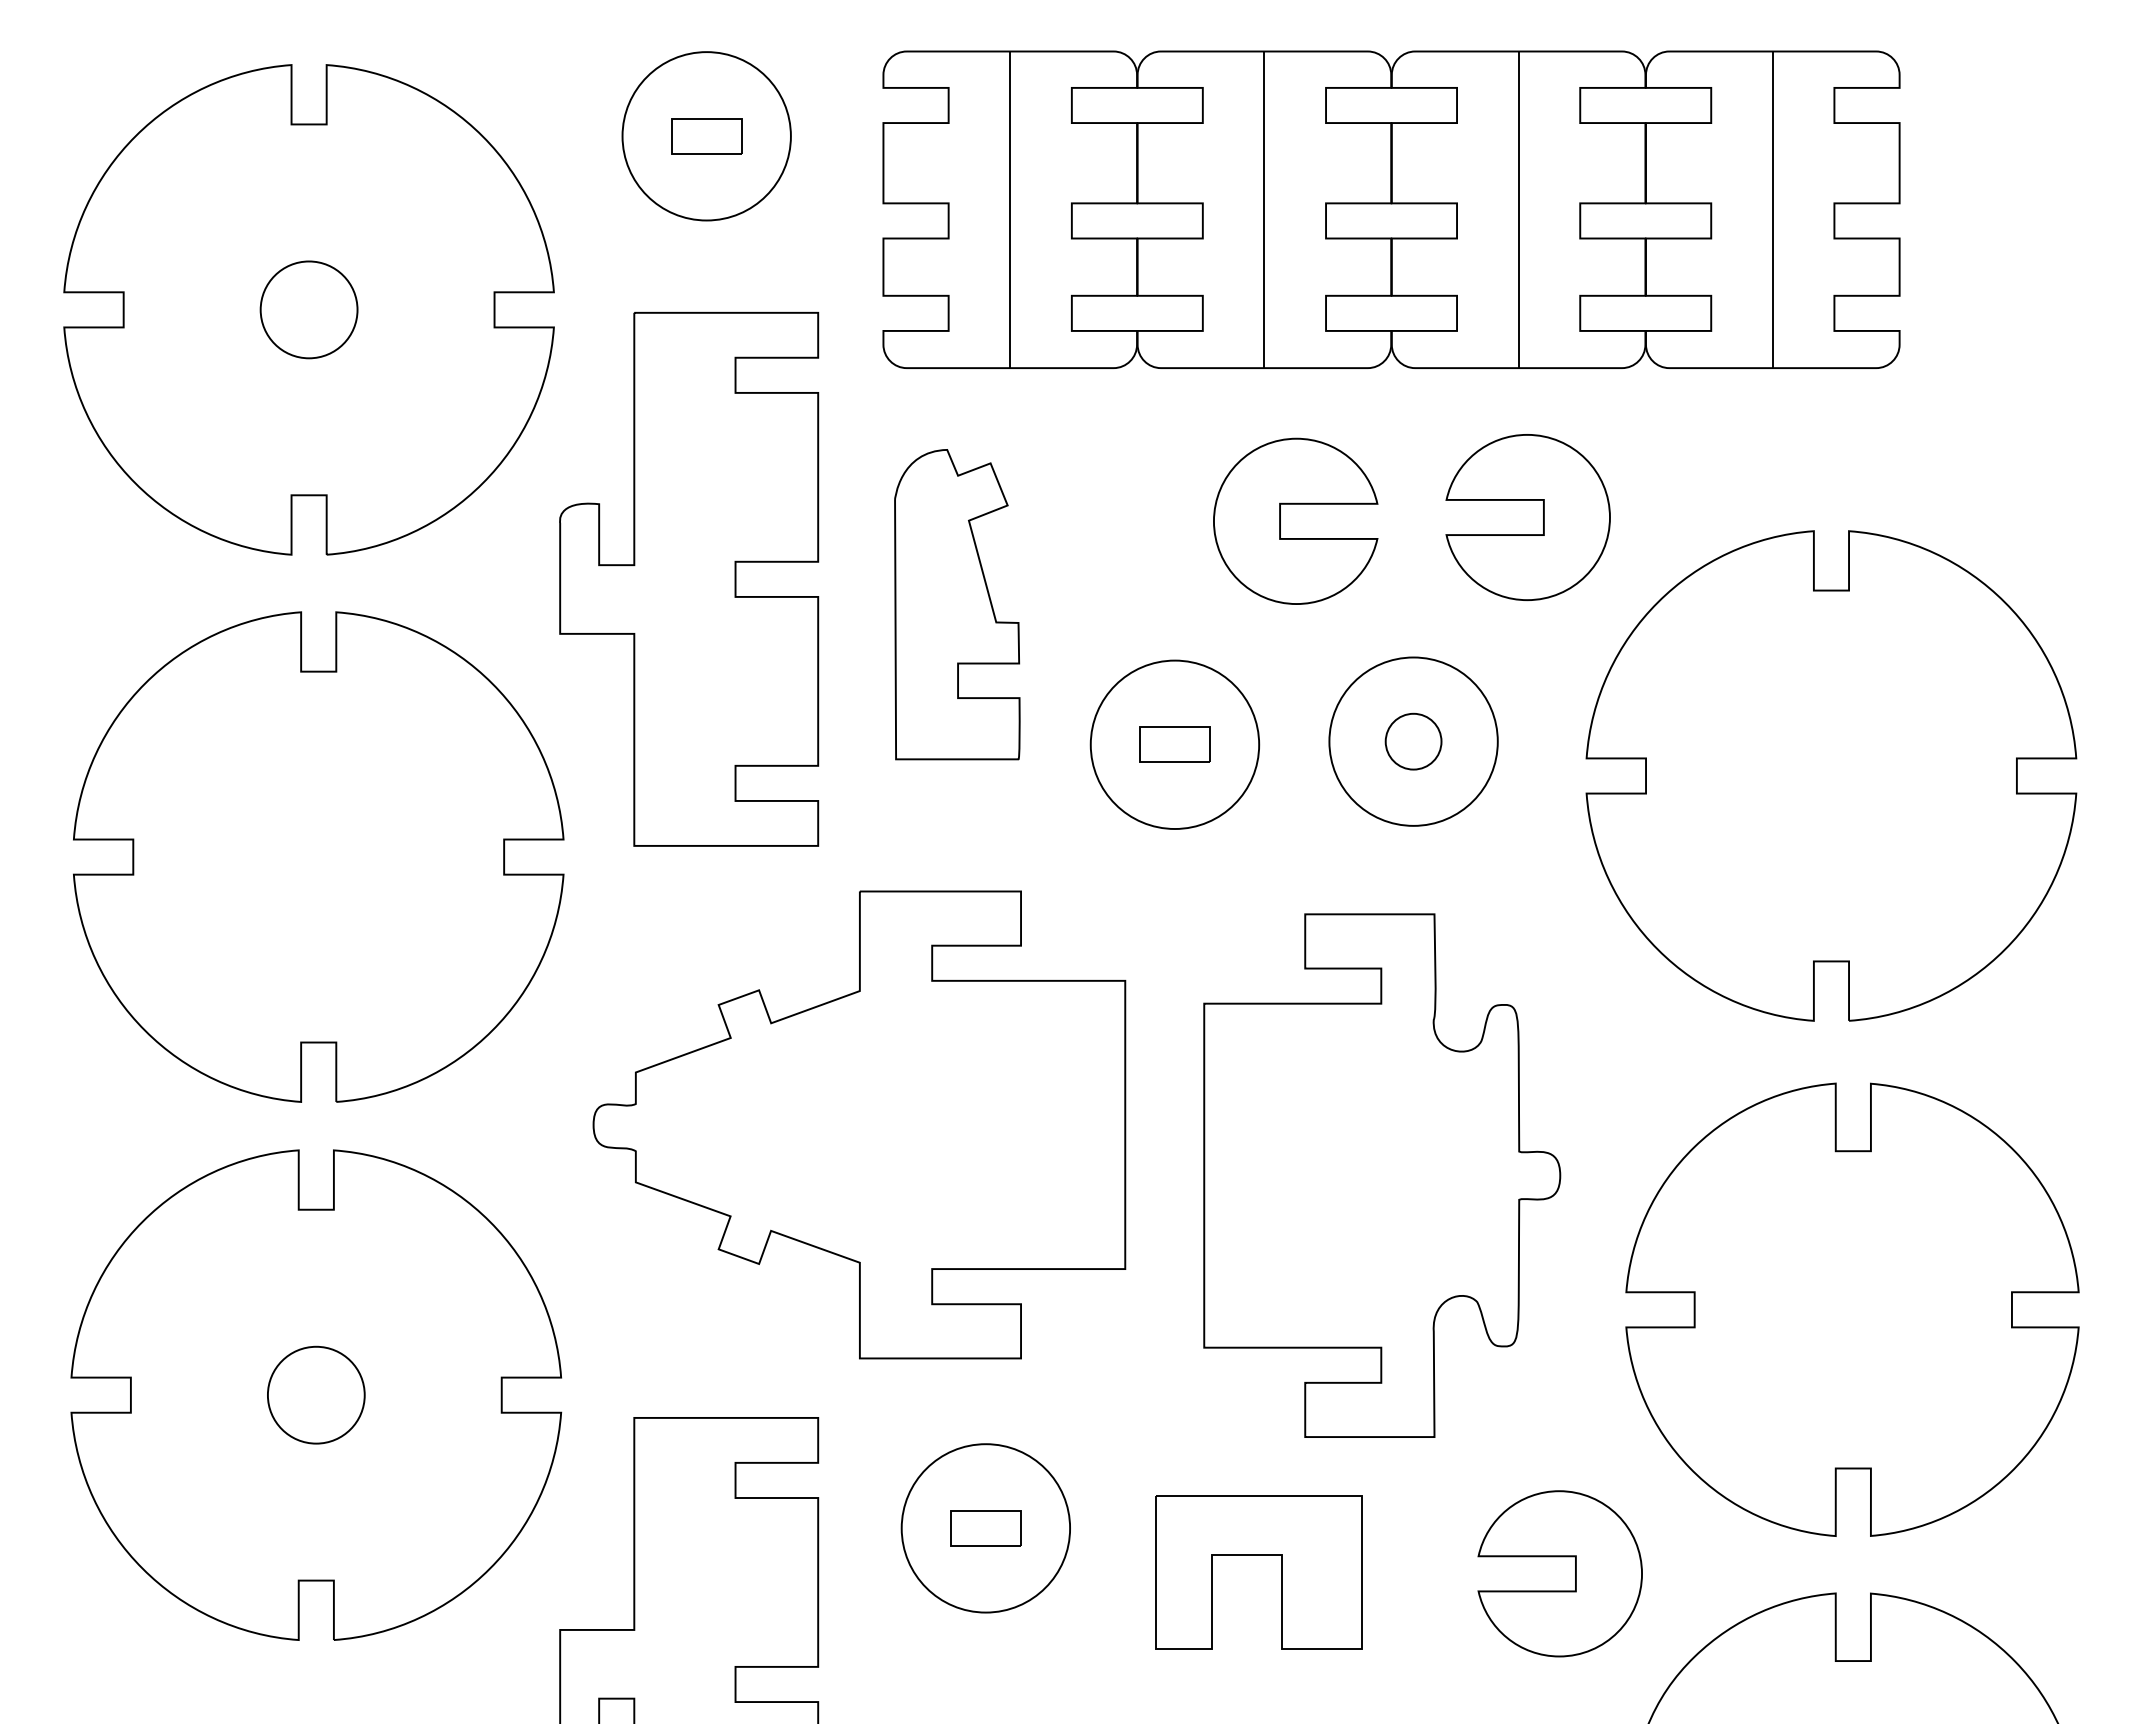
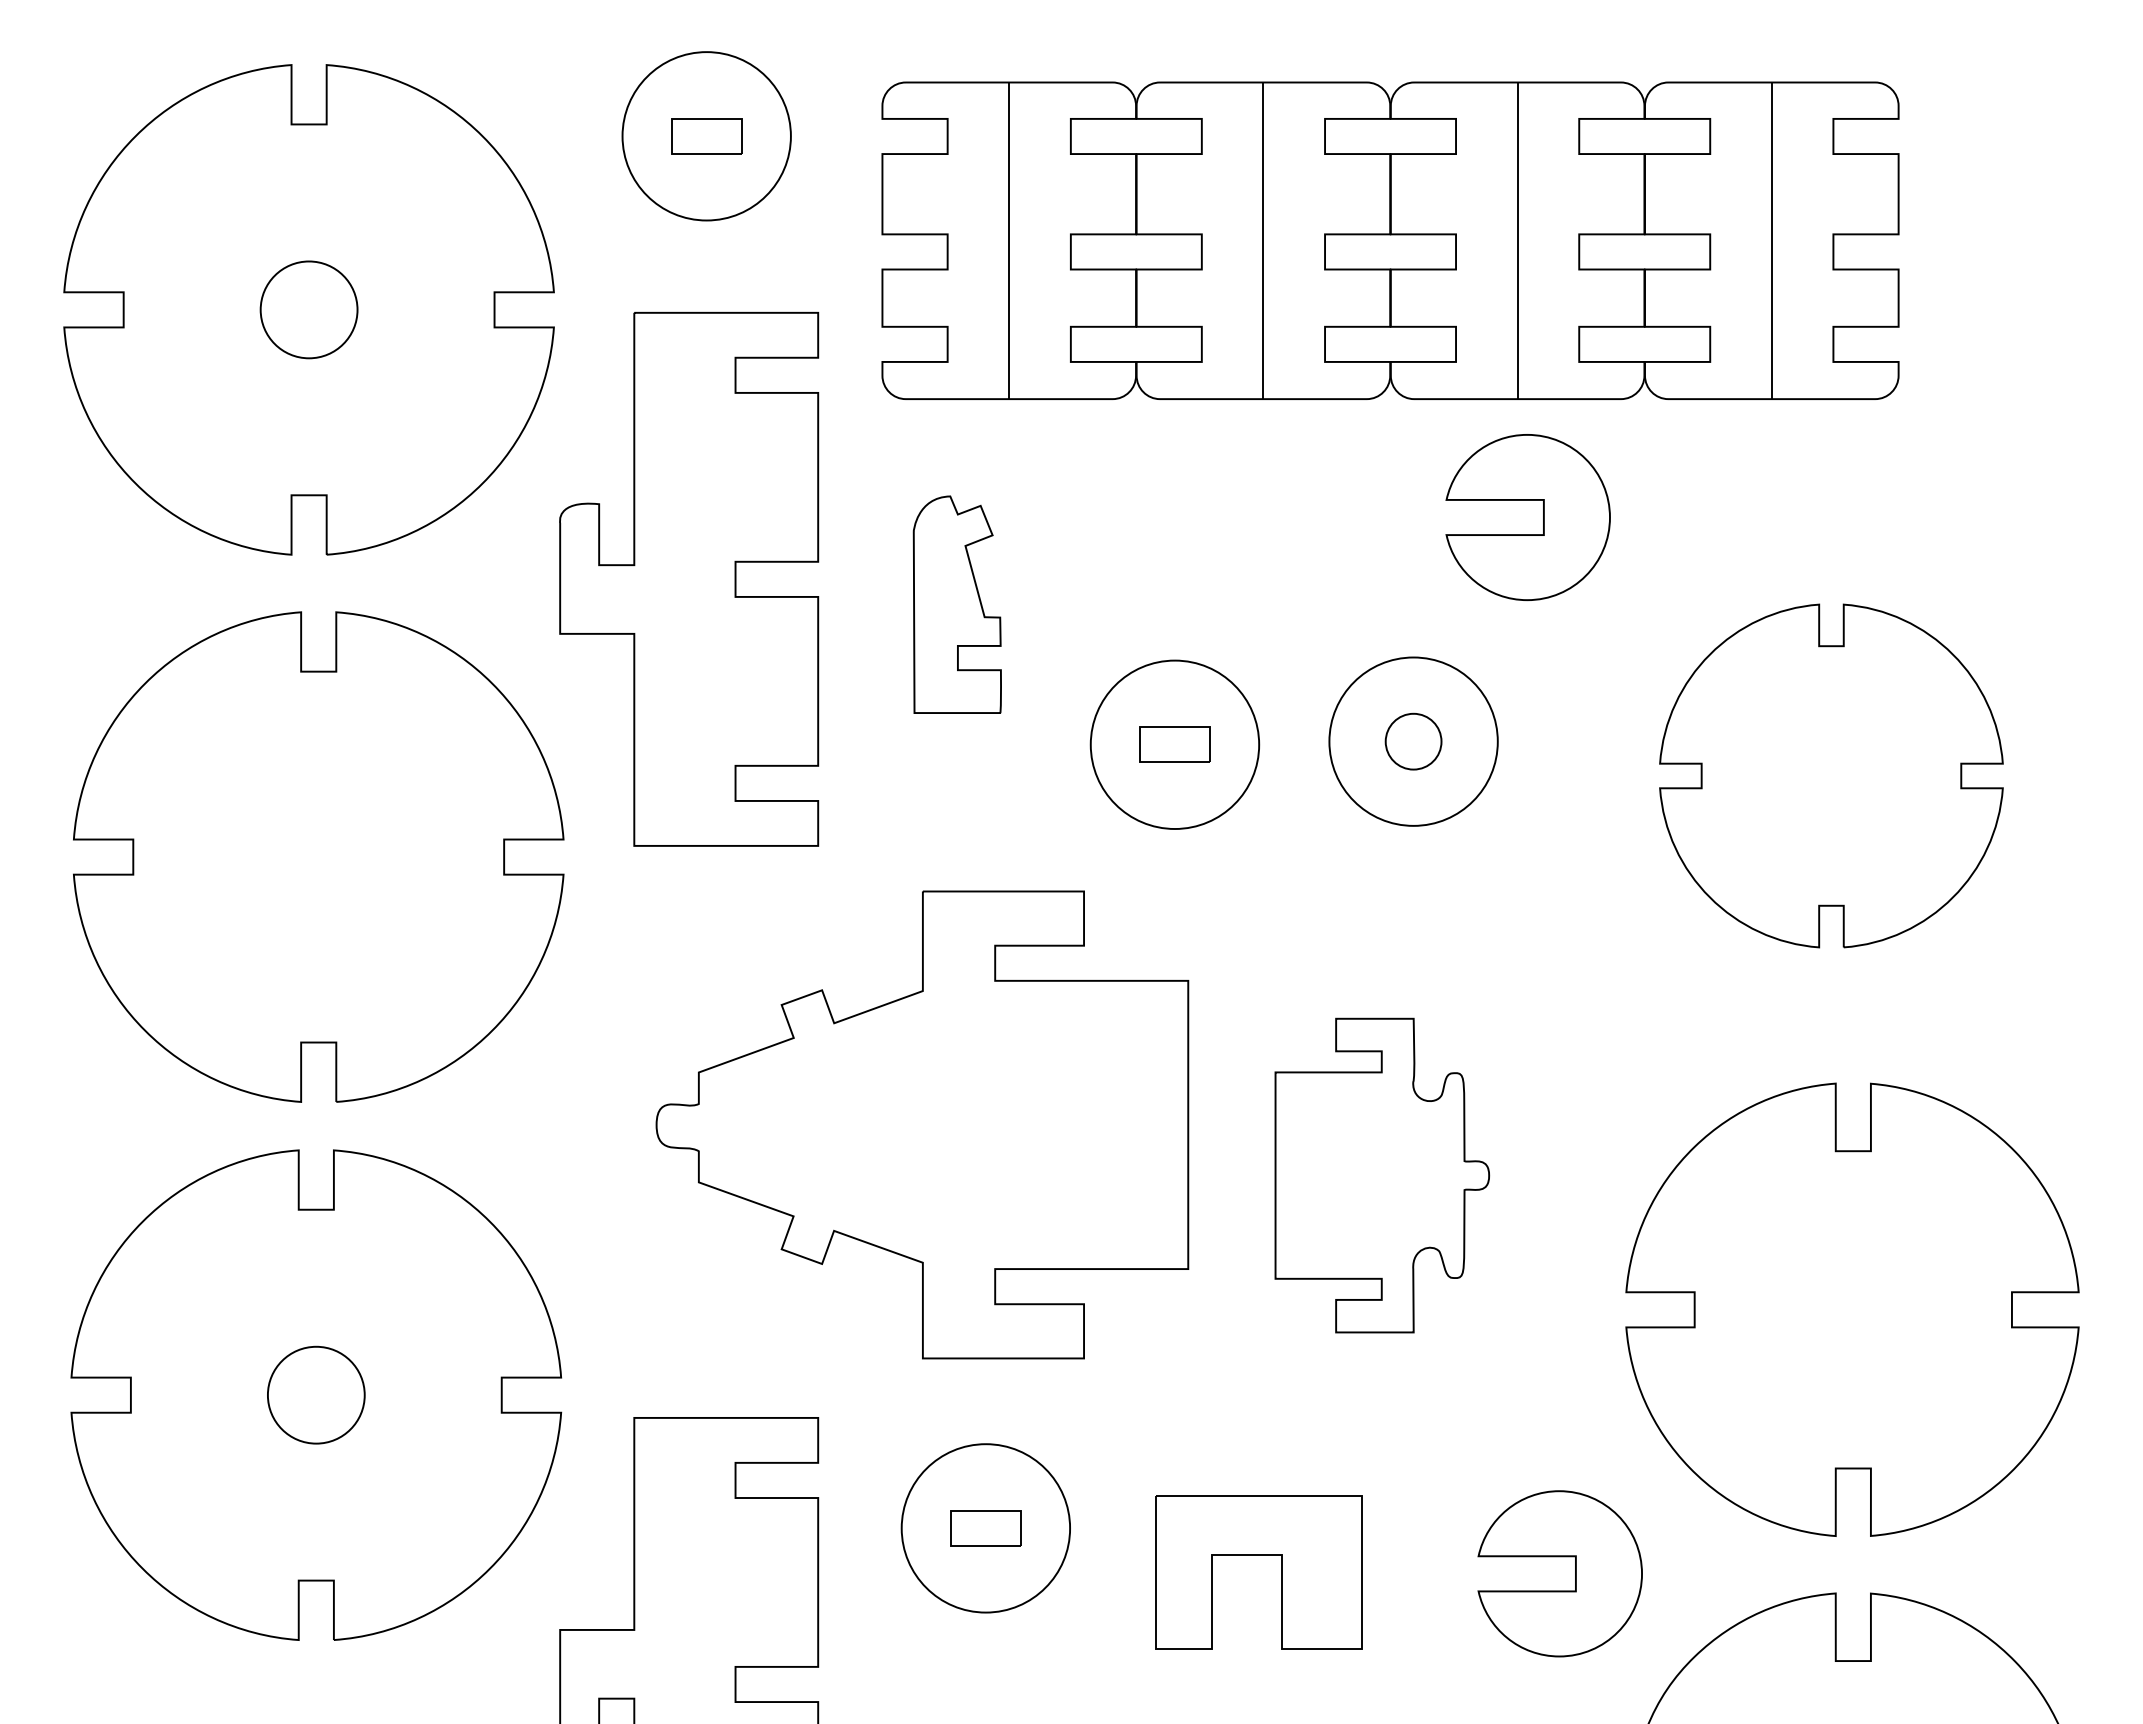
part position: (1391, 209) -> (1390, 240) (1390, 240)
part: present -> none (1280, 520)
part size: 127x312 px -> 90x219 px (956, 604)
part size: 493x492 px -> 345x346 px (1831, 775)
part position: (859, 1124) -> (922, 1124) (922, 1124)
part size: 359x525 px -> 216x317 px (1381, 1175)
